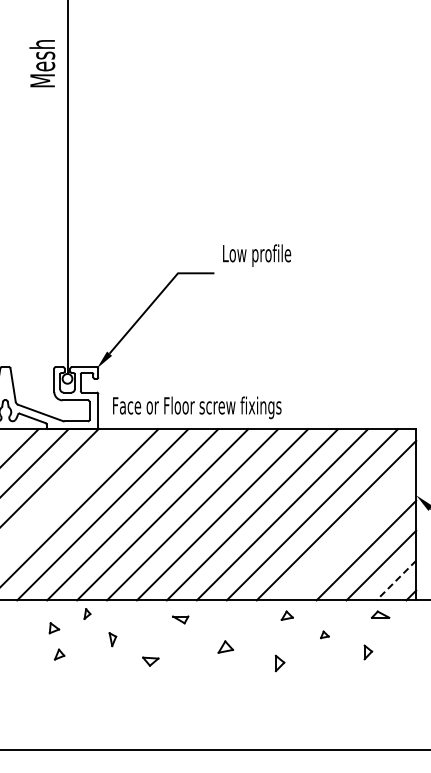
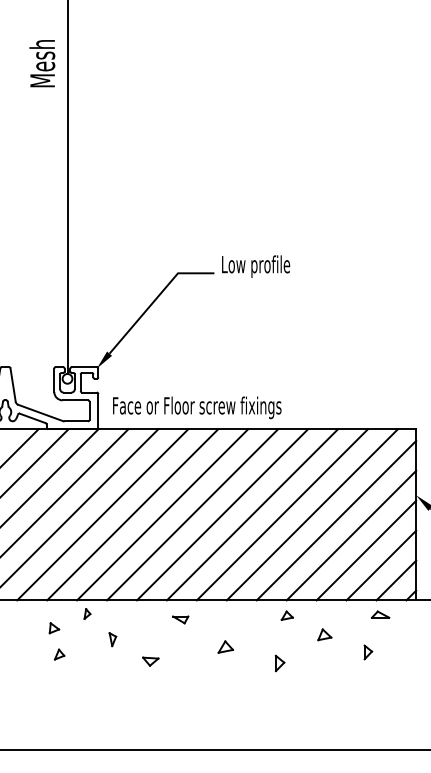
text position: (257, 255) -> (256, 266) (256, 266)
line: none -> present (65, 492)
line: none -> present (351, 535)
line: dashed -> solid (396, 580)
part size: 10x10 px -> 16x14 px (324, 634)
